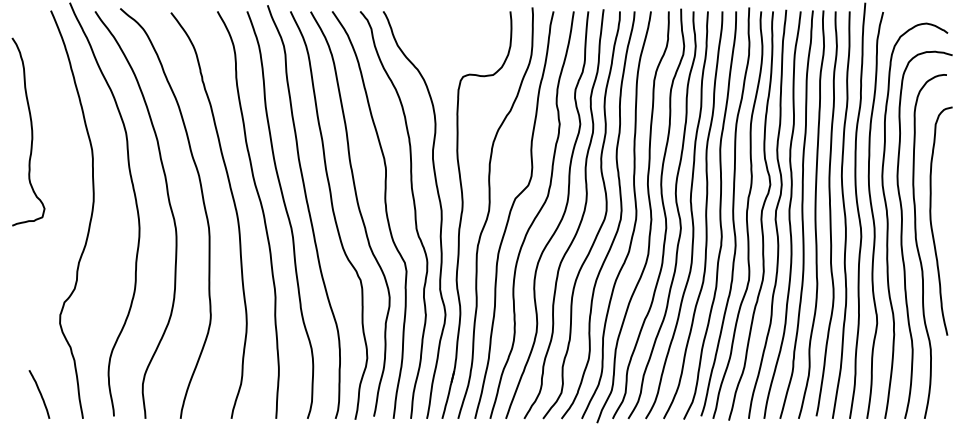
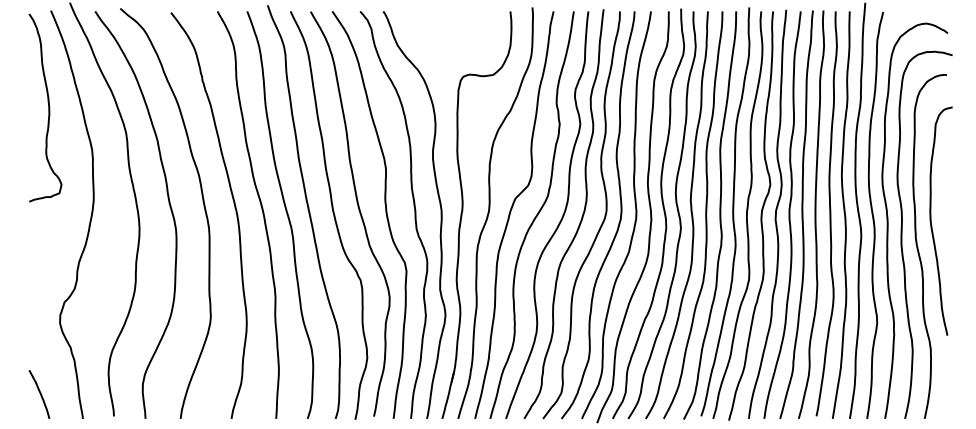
curve position: (31, 131) -> (48, 107) (48, 107)
